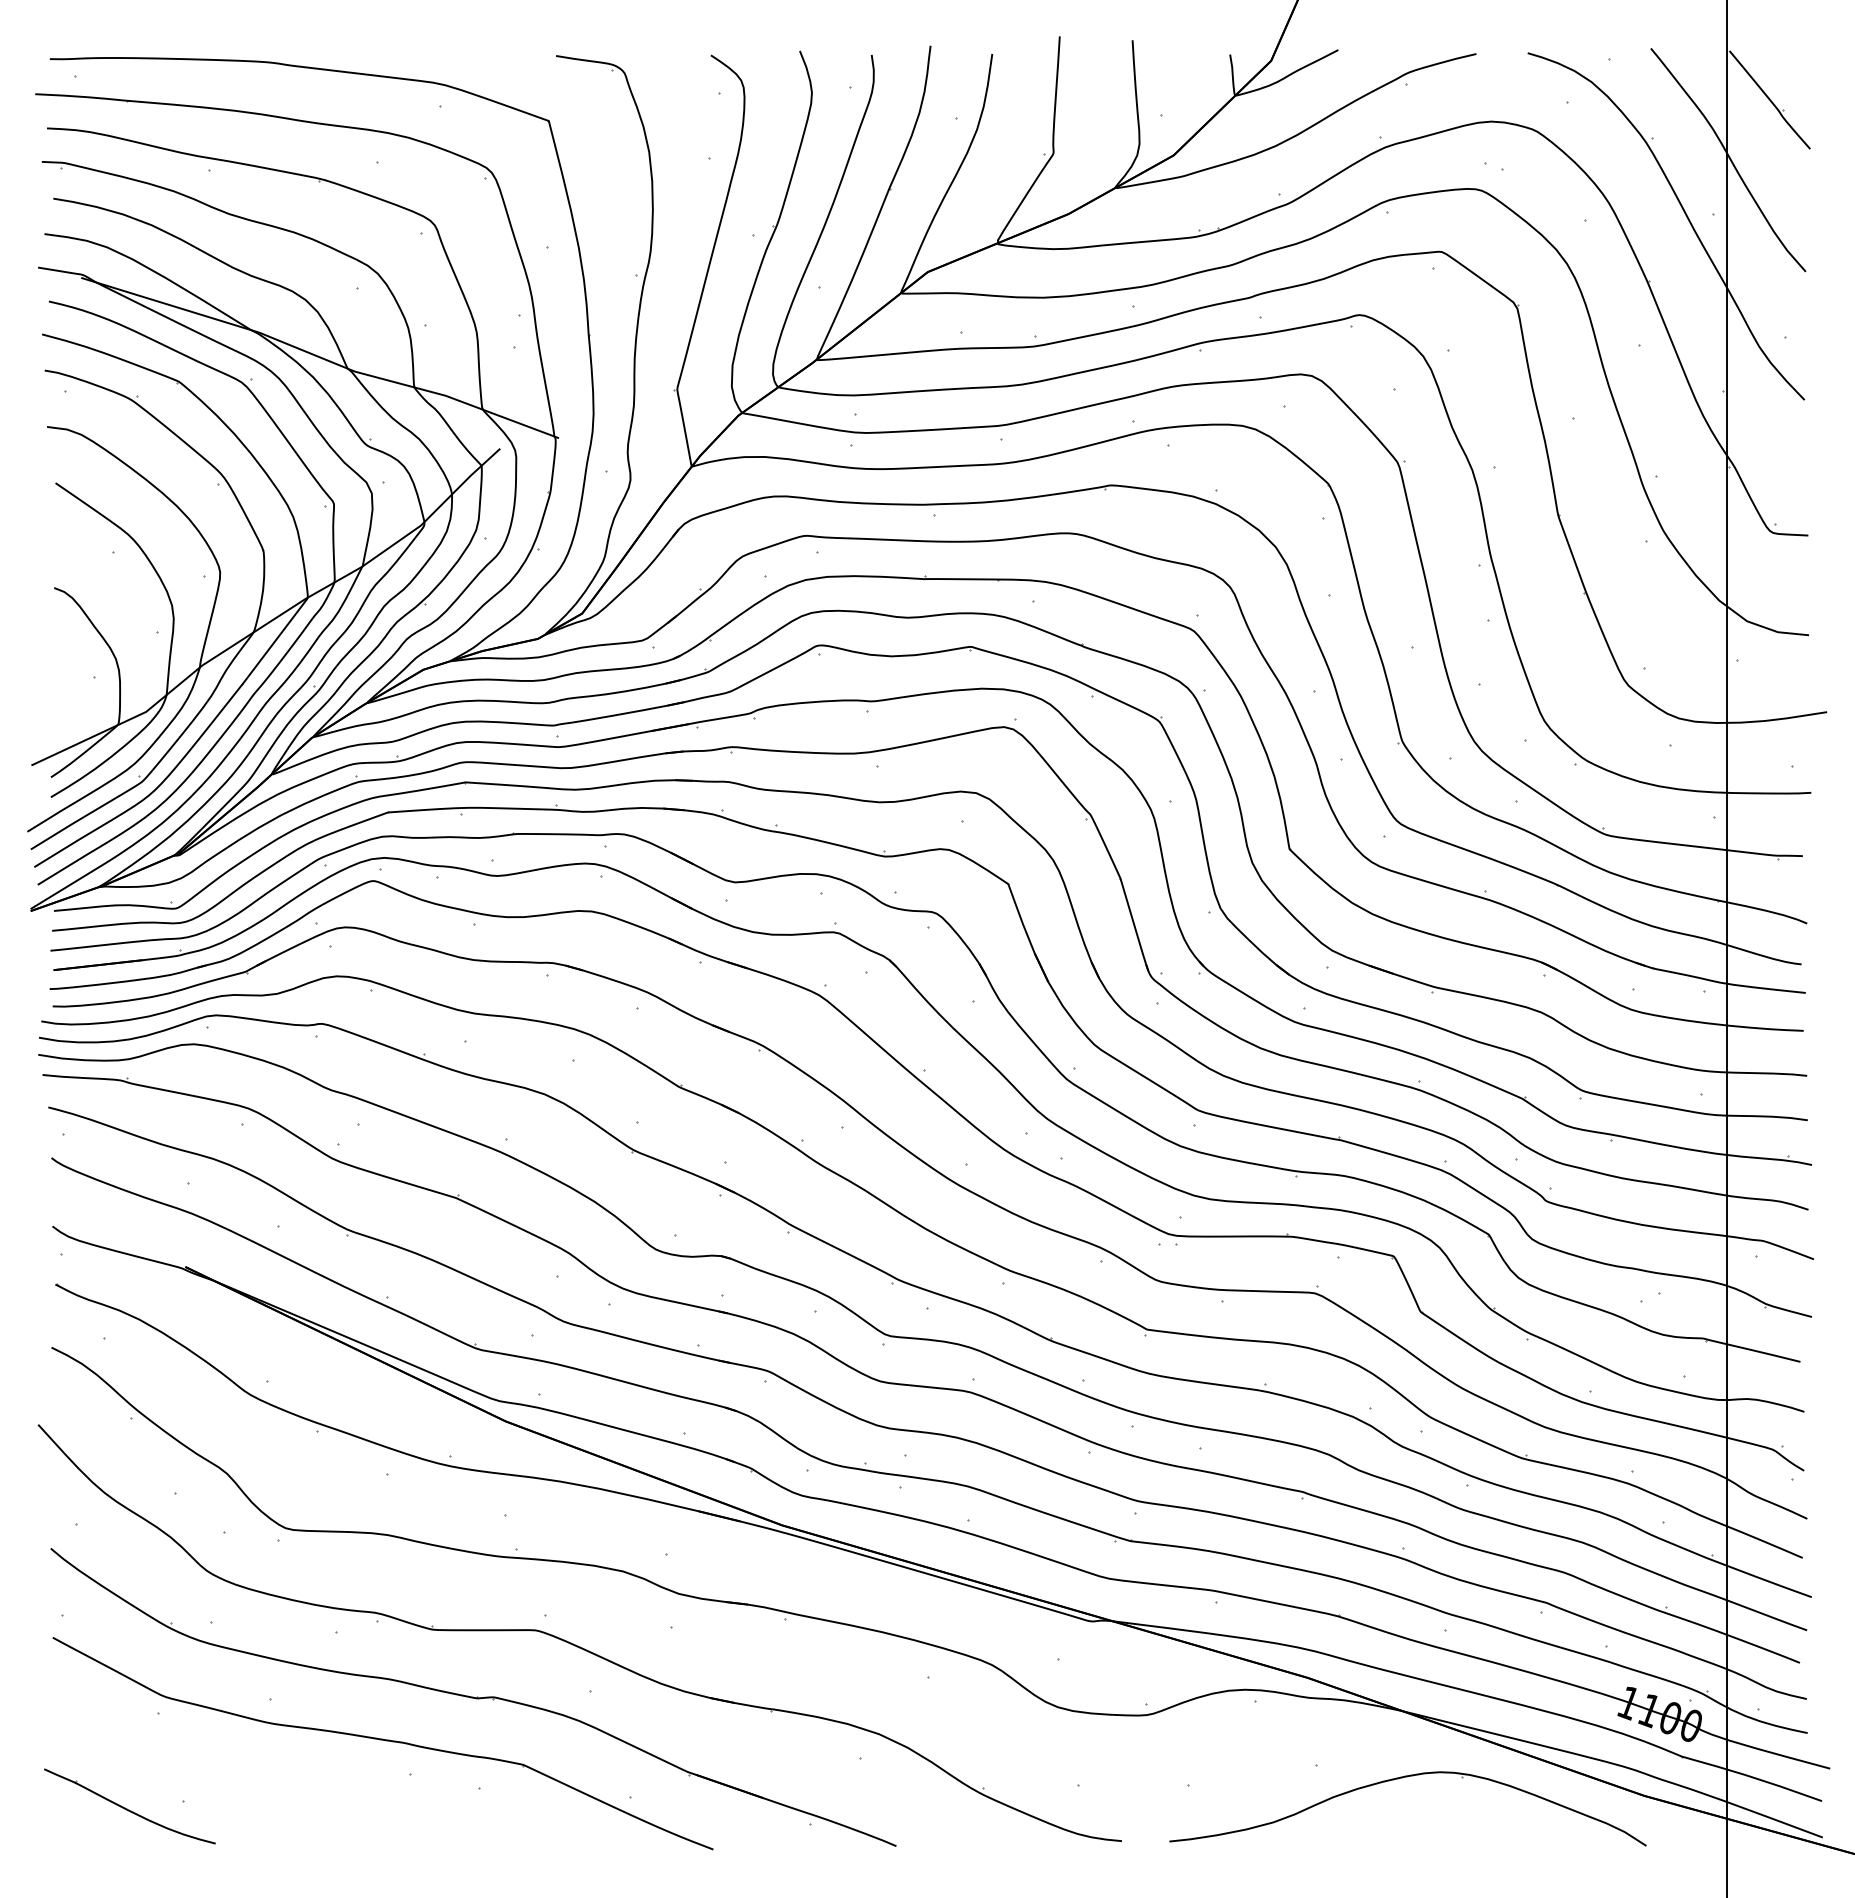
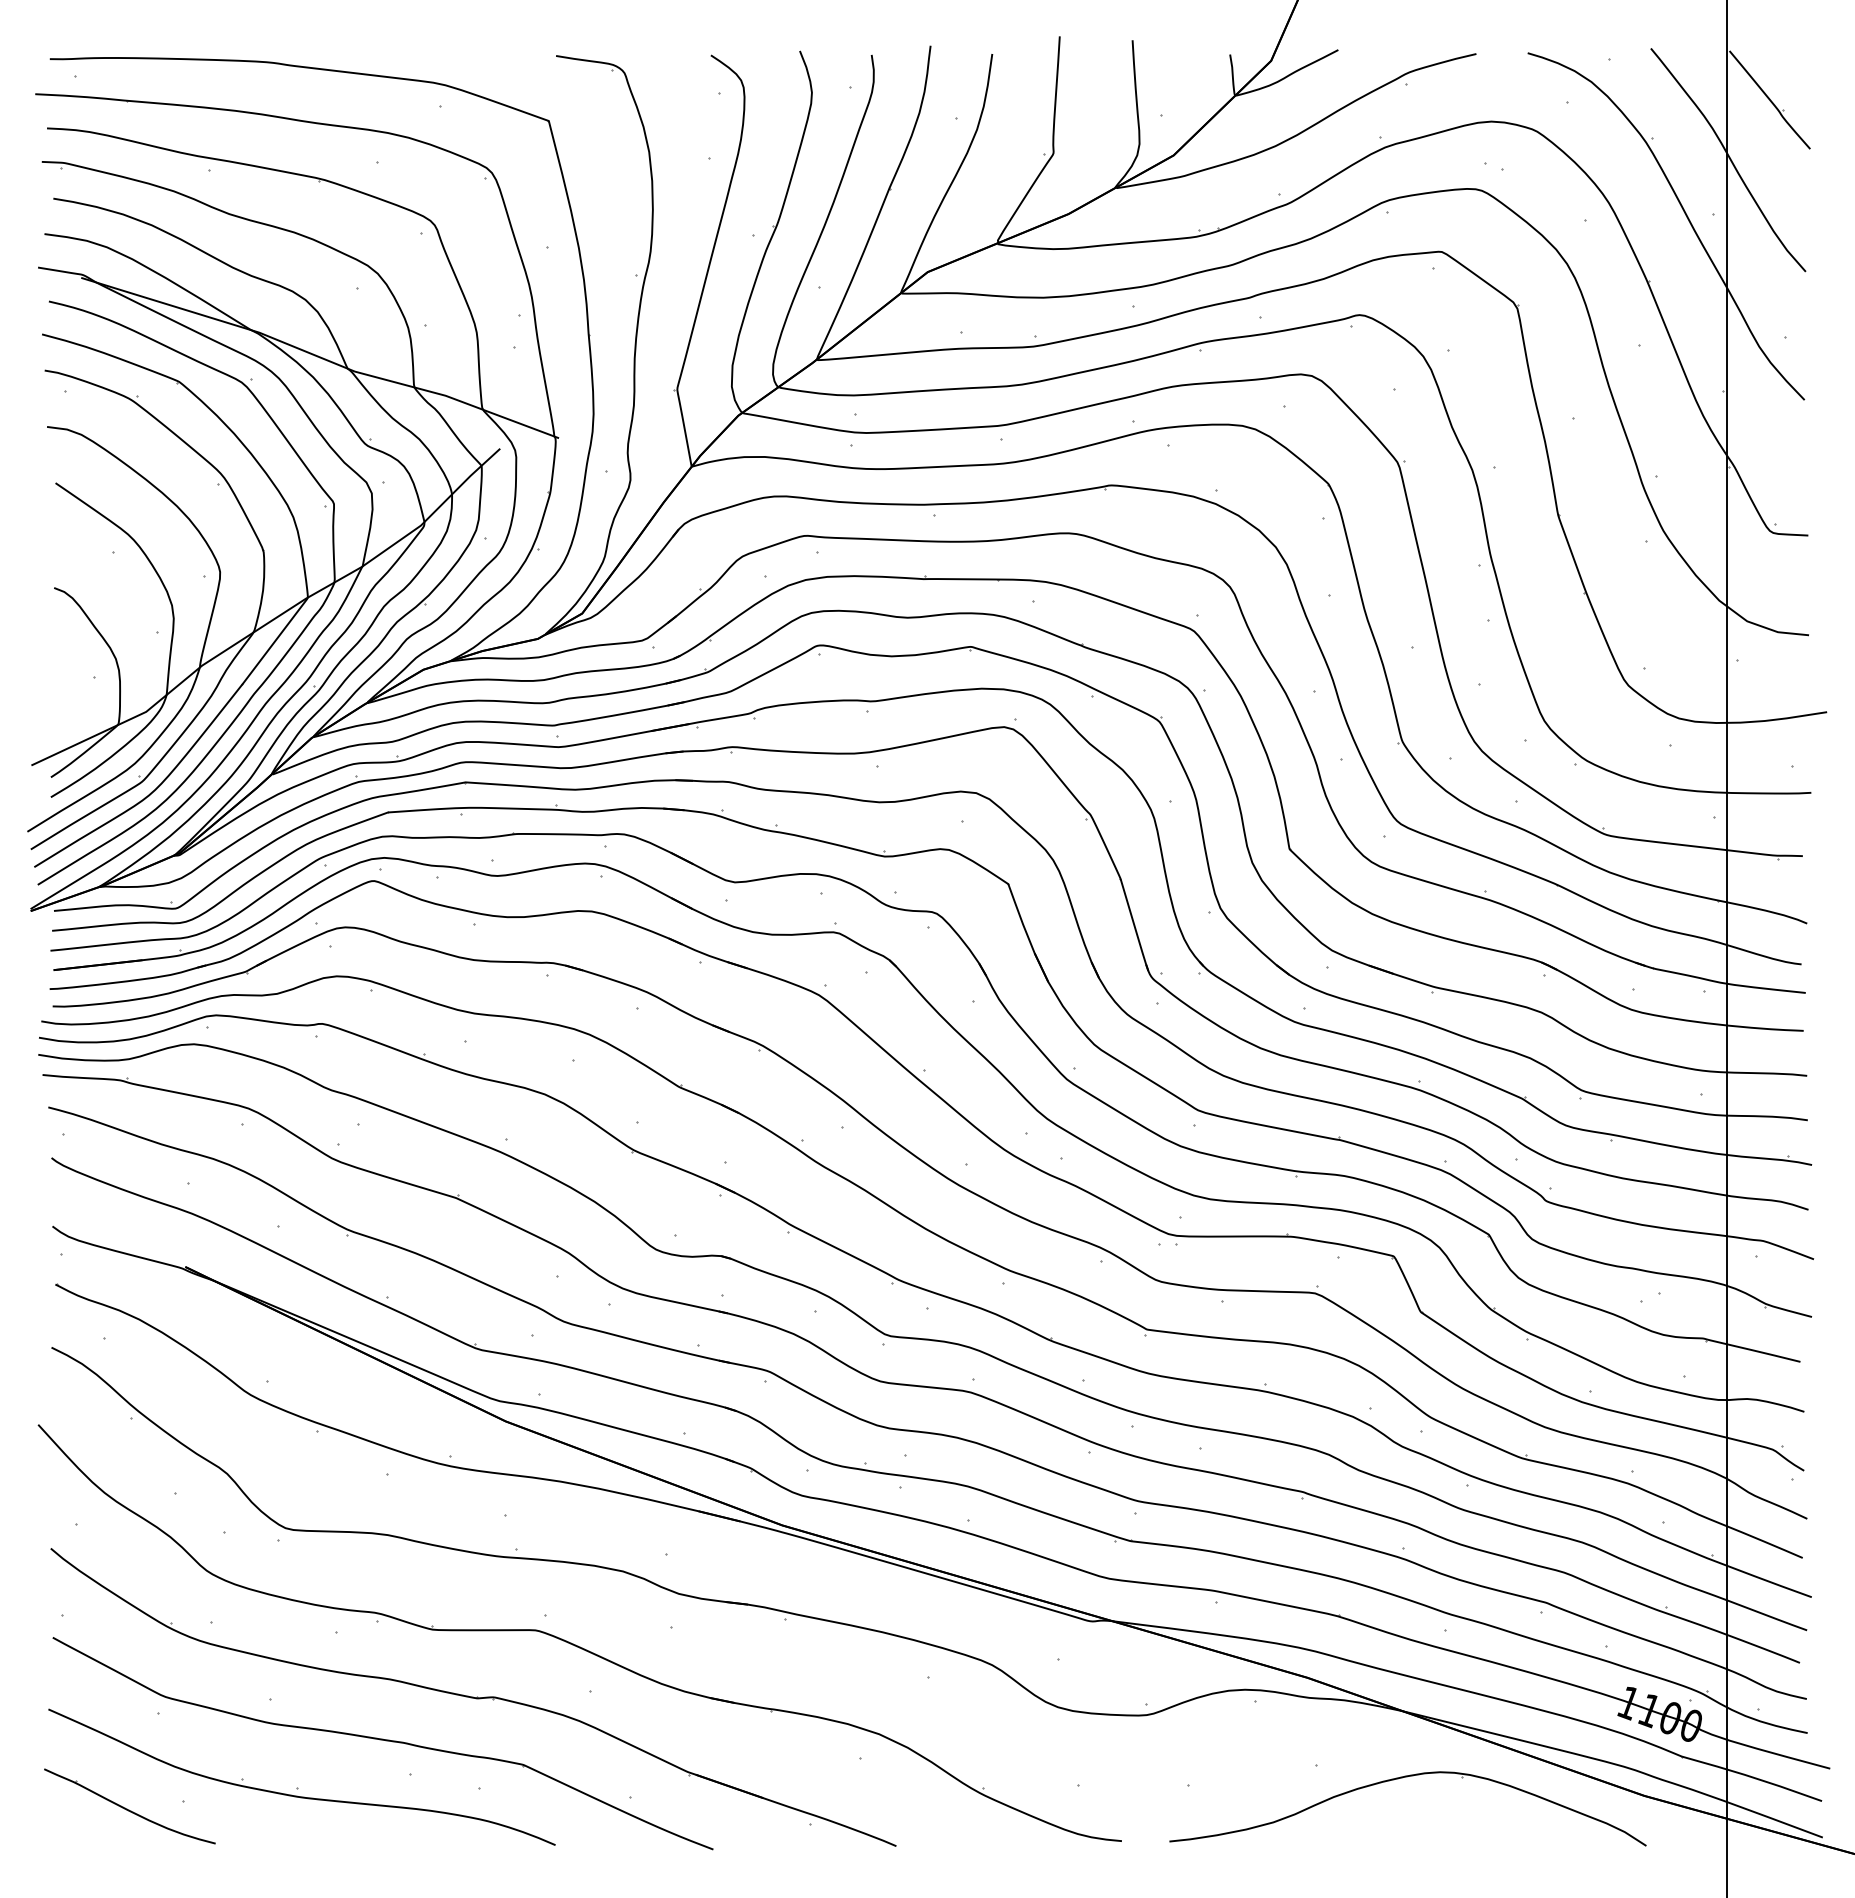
part: none -> present (297, 1787)
